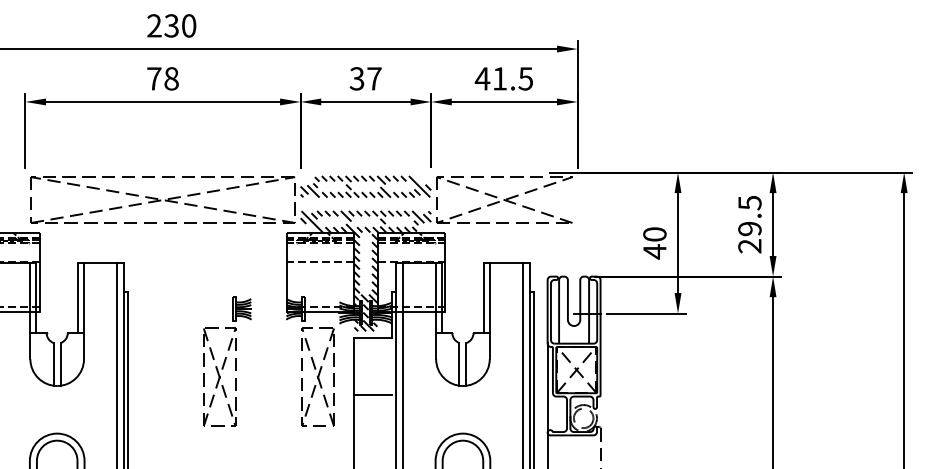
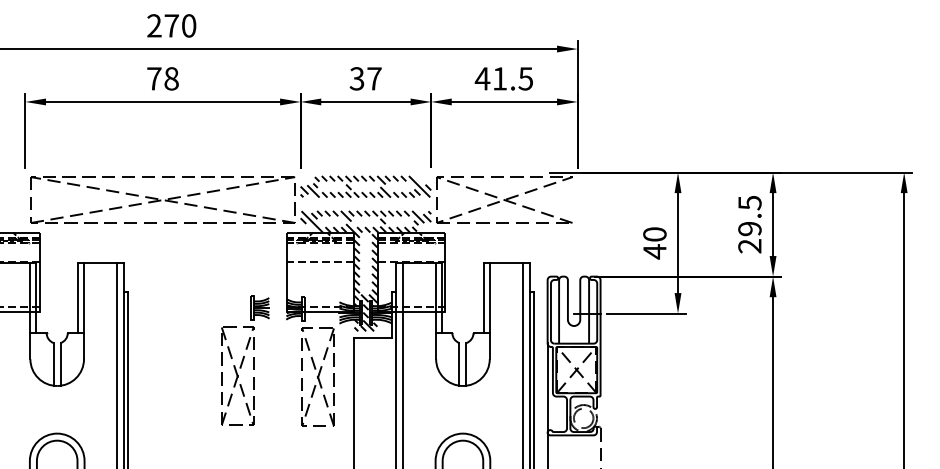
text: 230 -> 270 (171, 25)
part position: (227, 361) -> (245, 360) (245, 360)
line: present -> none (372, 394)
